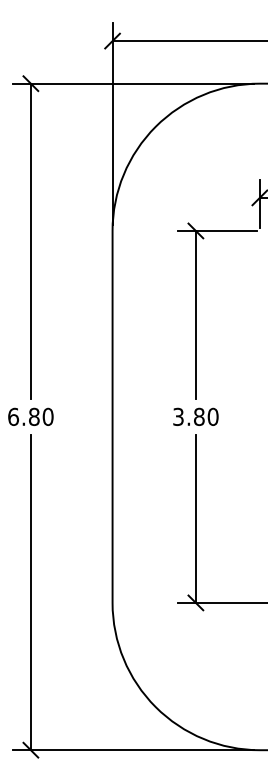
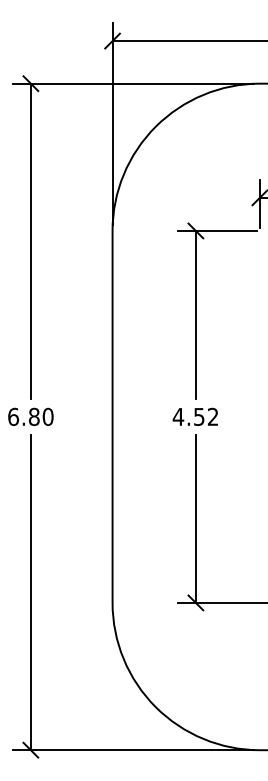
text: 3.80 -> 4.52 (195, 416)
